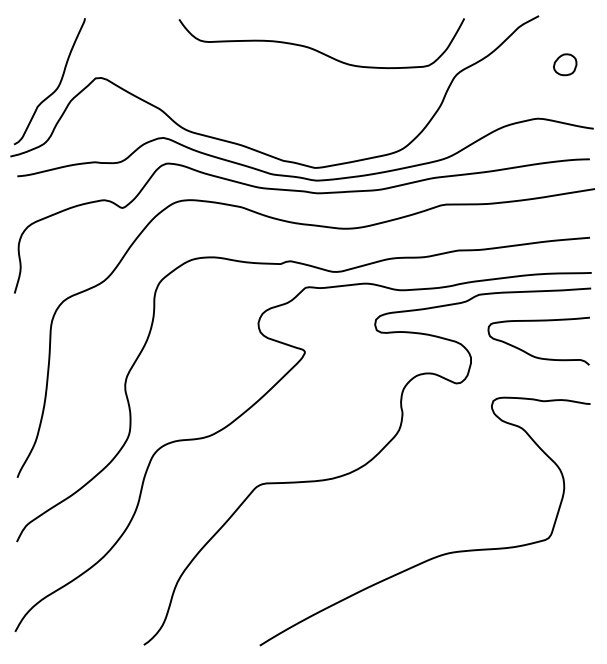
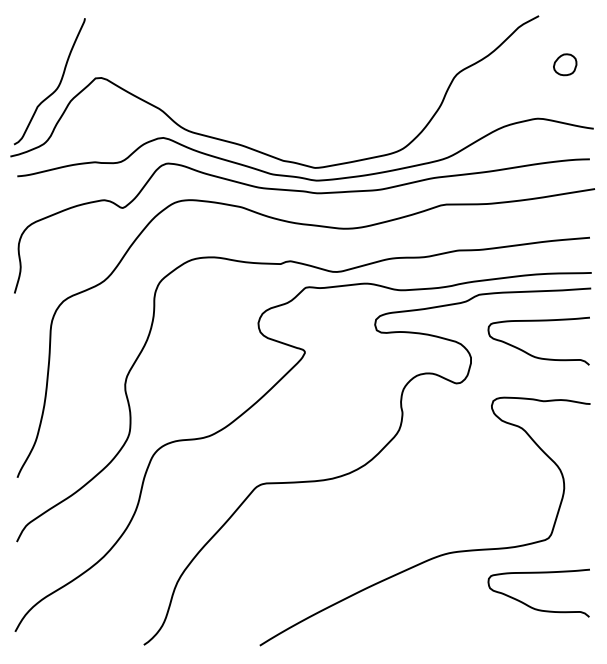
curve: present -> none (318, 50)
curve: none -> present (534, 607)
